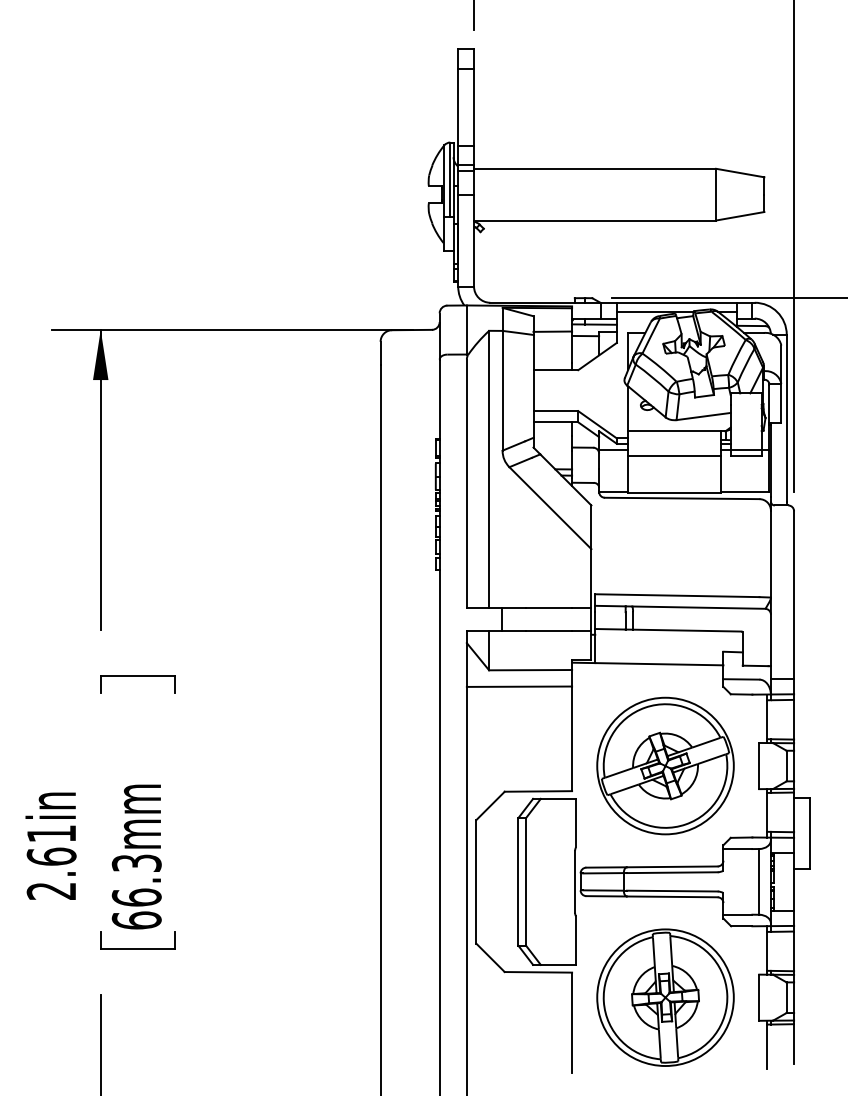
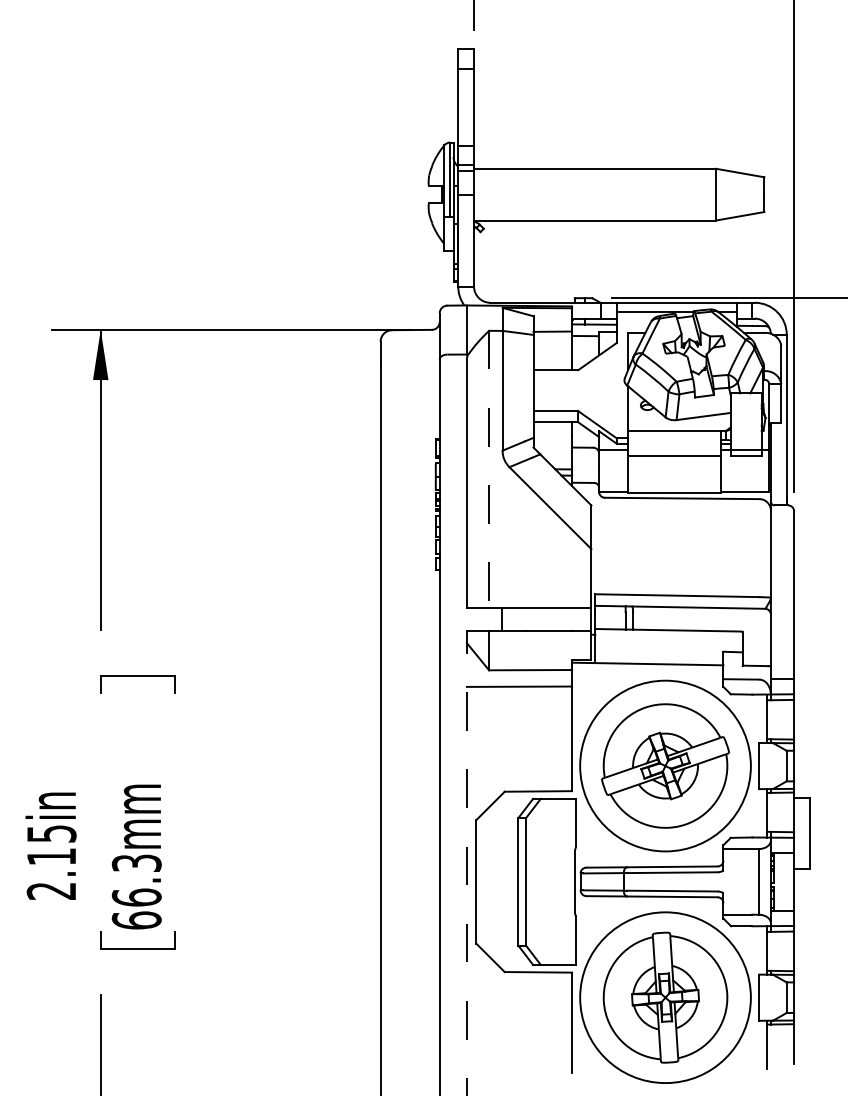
line: solid -> dashed (489, 469)
circle diameter: 137 px -> 171 px (665, 765)
text: 2.61in -> 2.15in (51, 845)
line: solid -> dashed (466, 868)
circle diameter: 137 px -> 171 px (665, 997)
